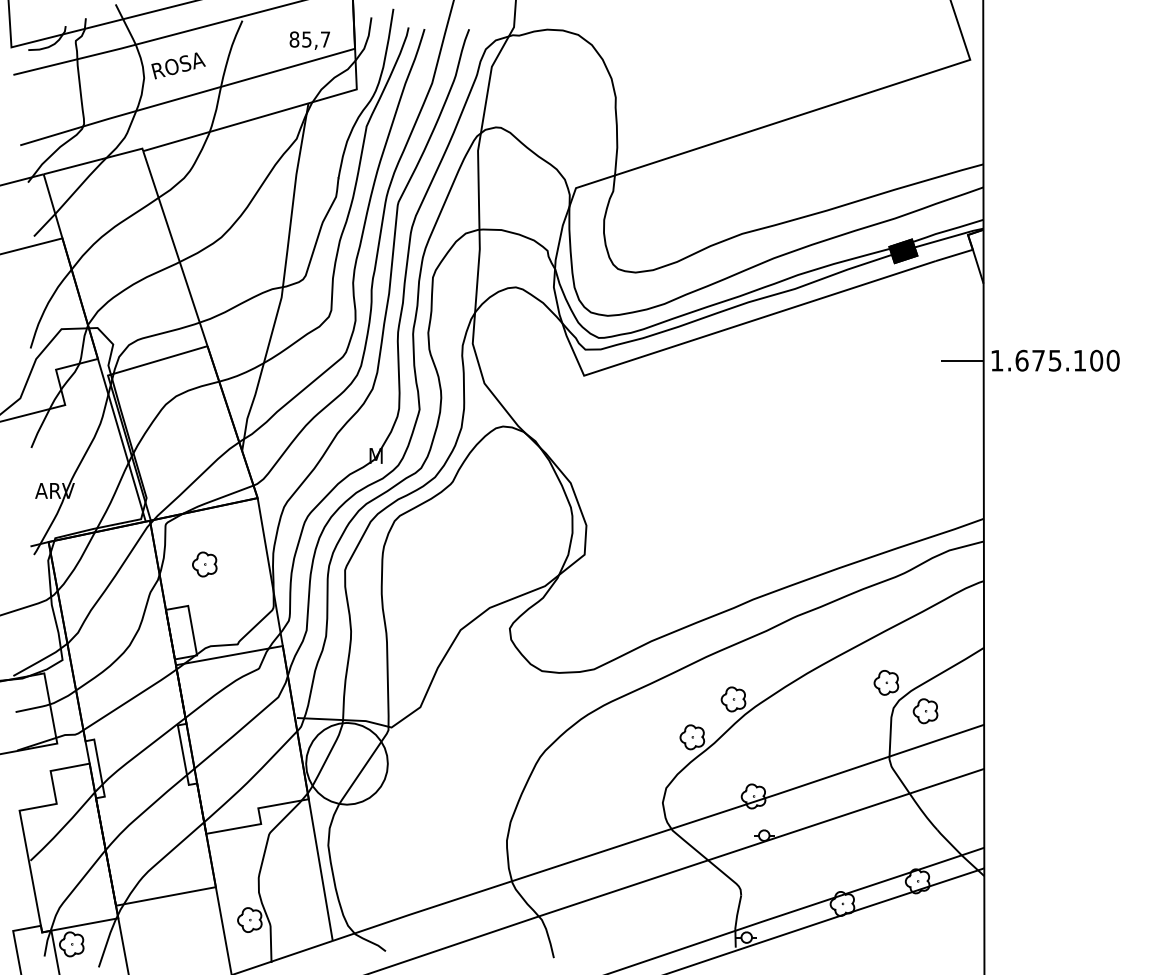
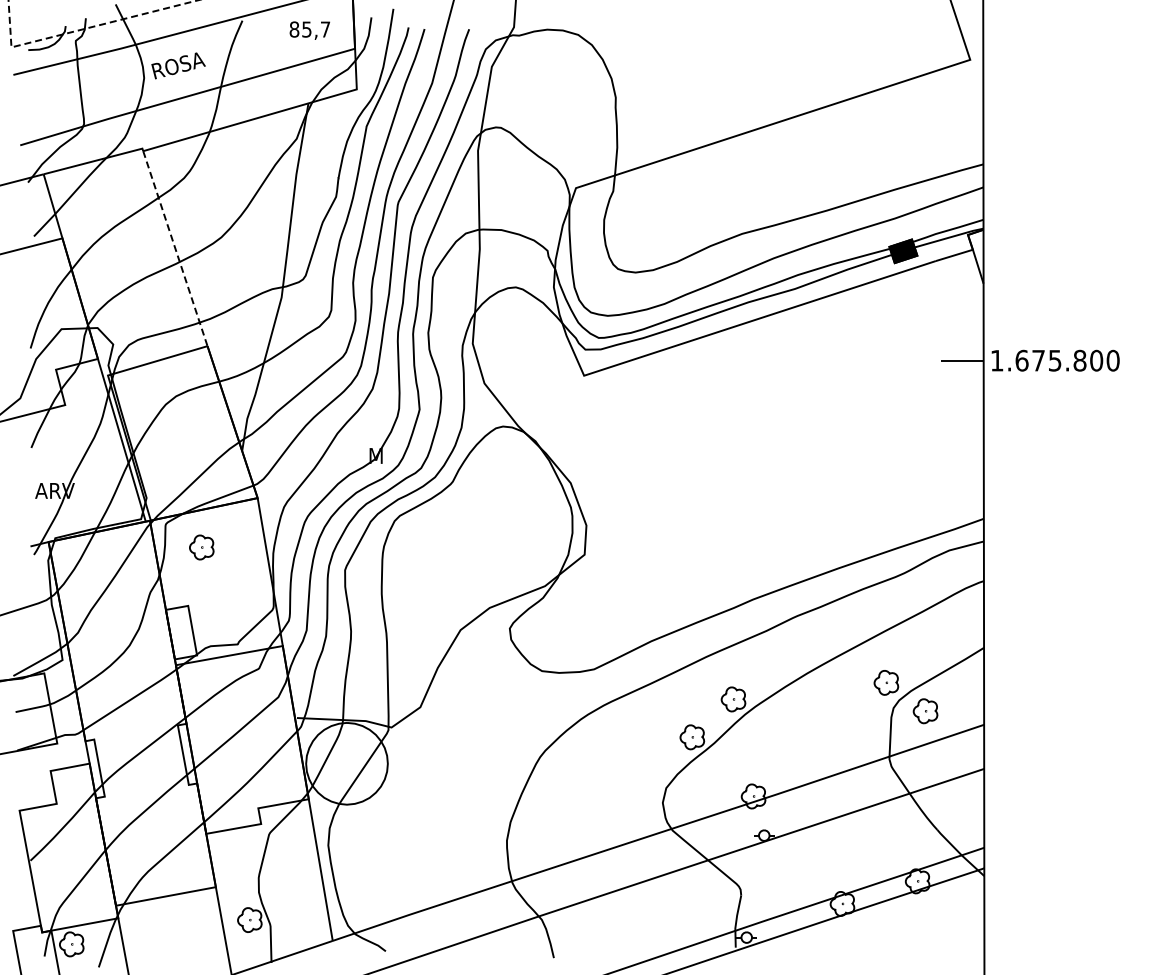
line: solid -> dashed (82, 29)
text position: (309, 40) -> (309, 30) (309, 30)
line: solid -> dashed (175, 248)
text: 1.675.100 -> 1.675.800 (1079, 360)
part position: (204, 564) -> (201, 547) (201, 547)
